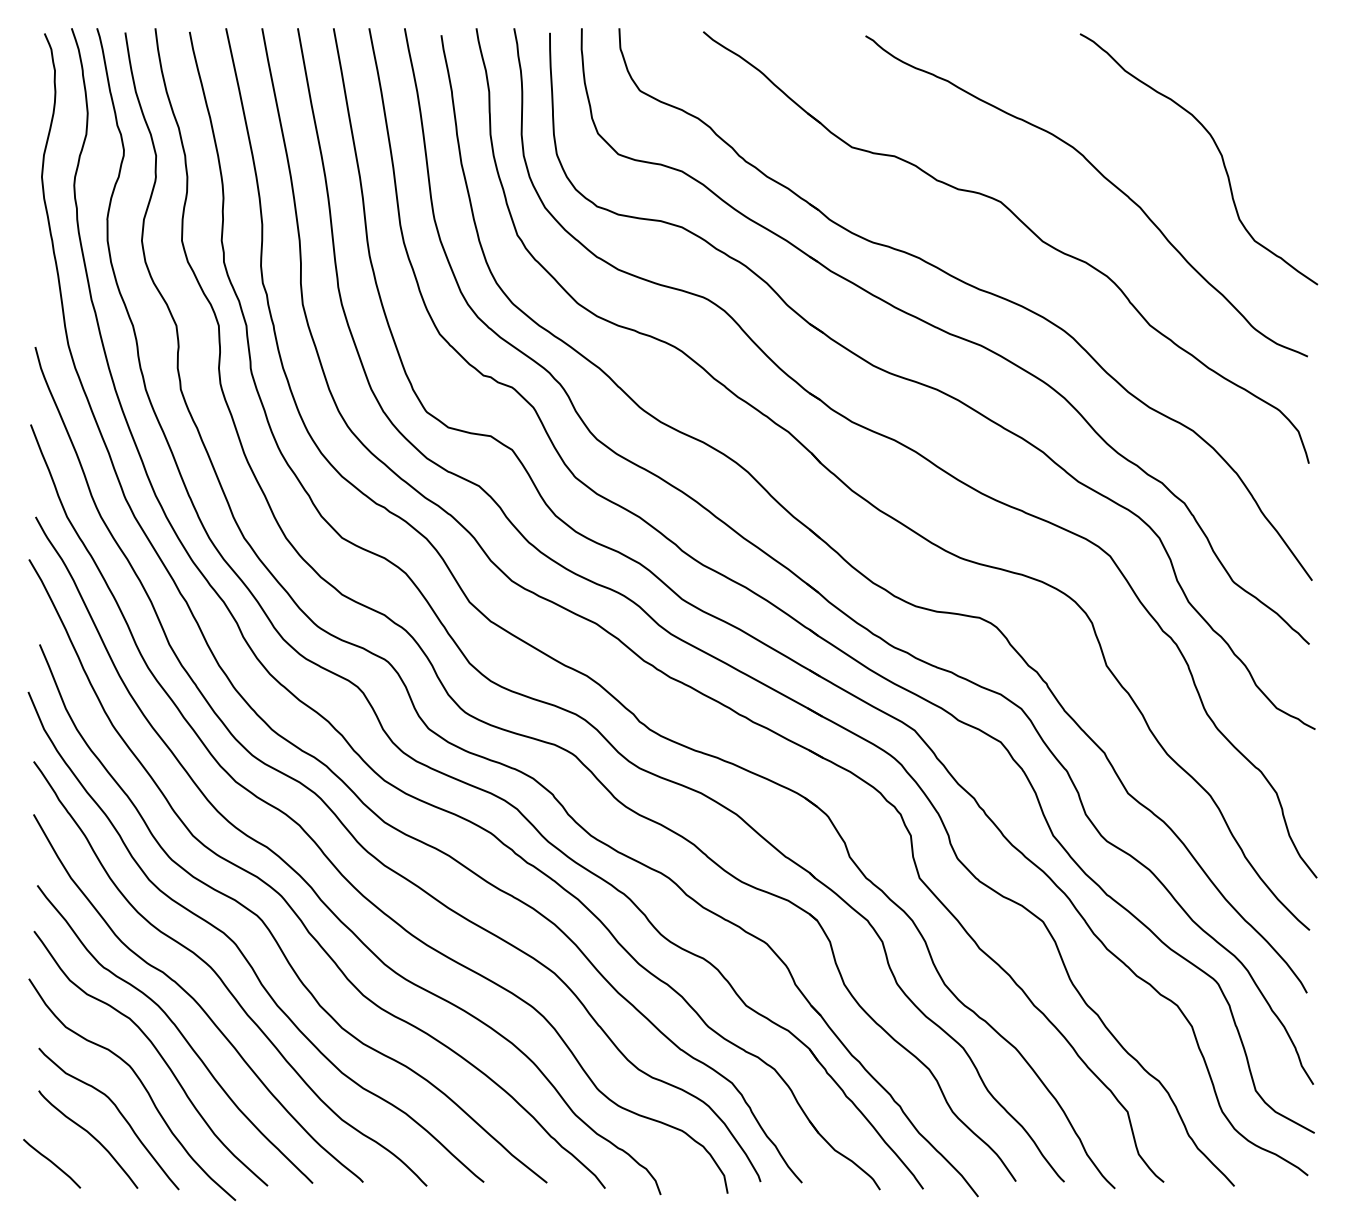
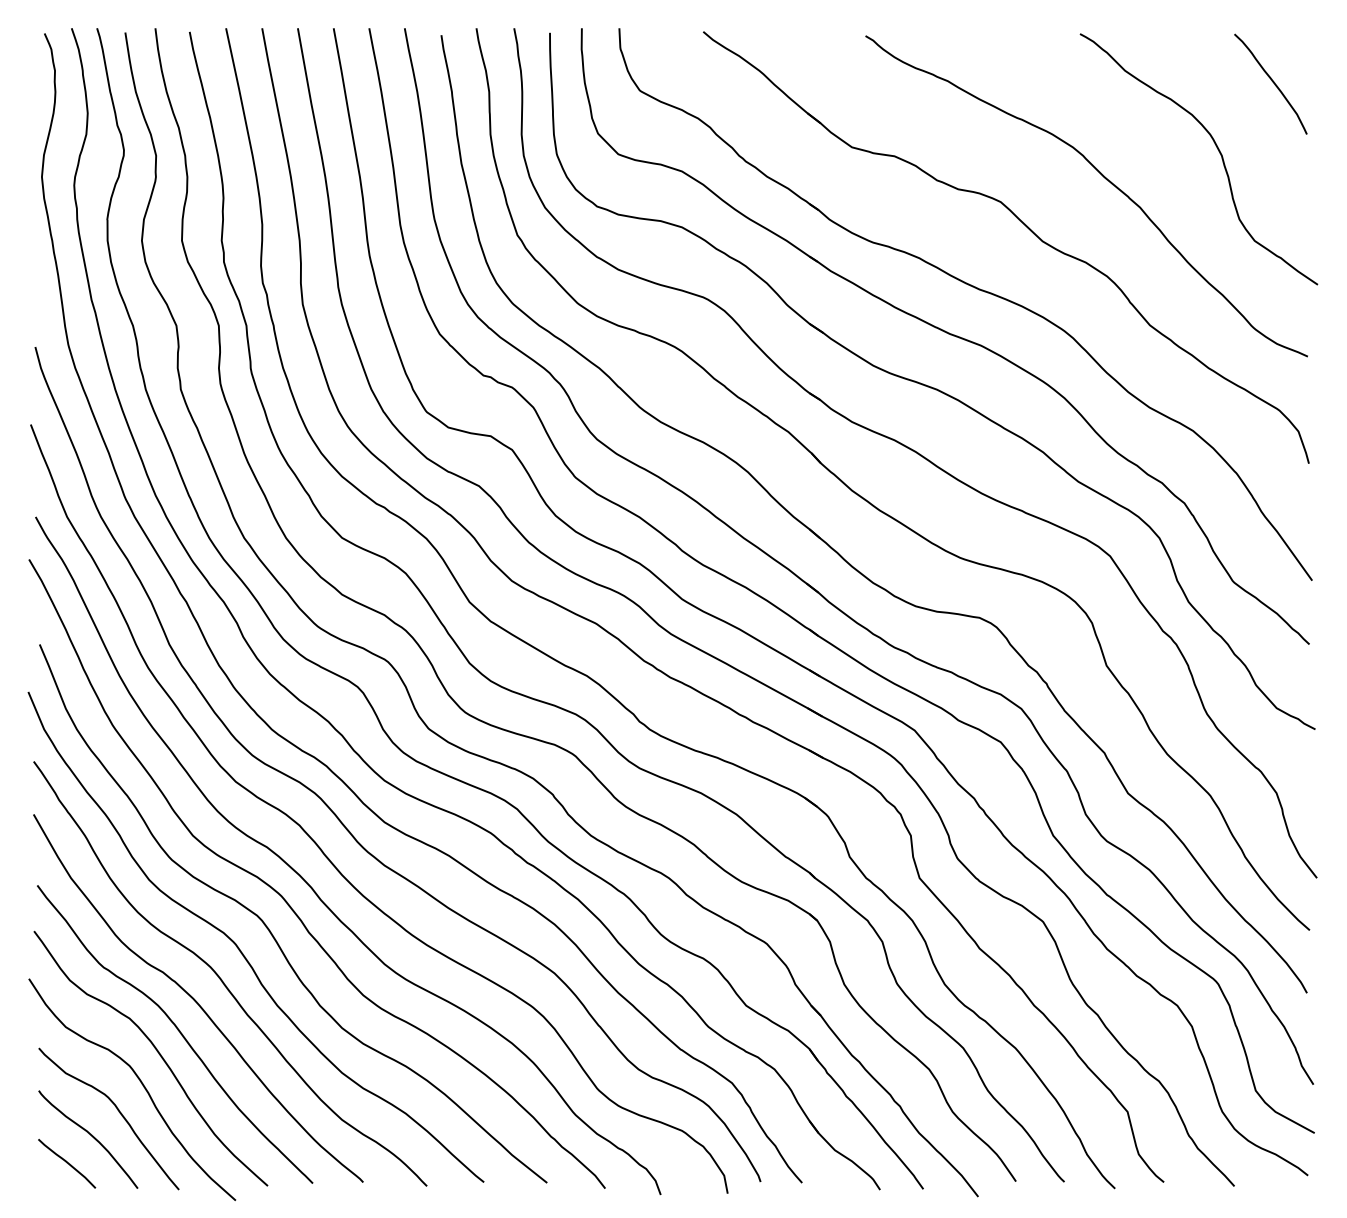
curve: none -> present (1271, 81)
curve position: (52, 1163) -> (67, 1163) (67, 1163)
